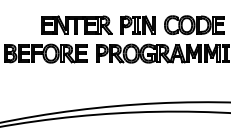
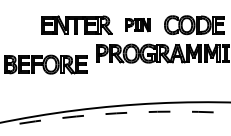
part size: 36x20 px -> 26x15 px (137, 25)
part position: (45, 53) -> (45, 64) (45, 64)
arc: solid -> dashed (114, 113)
